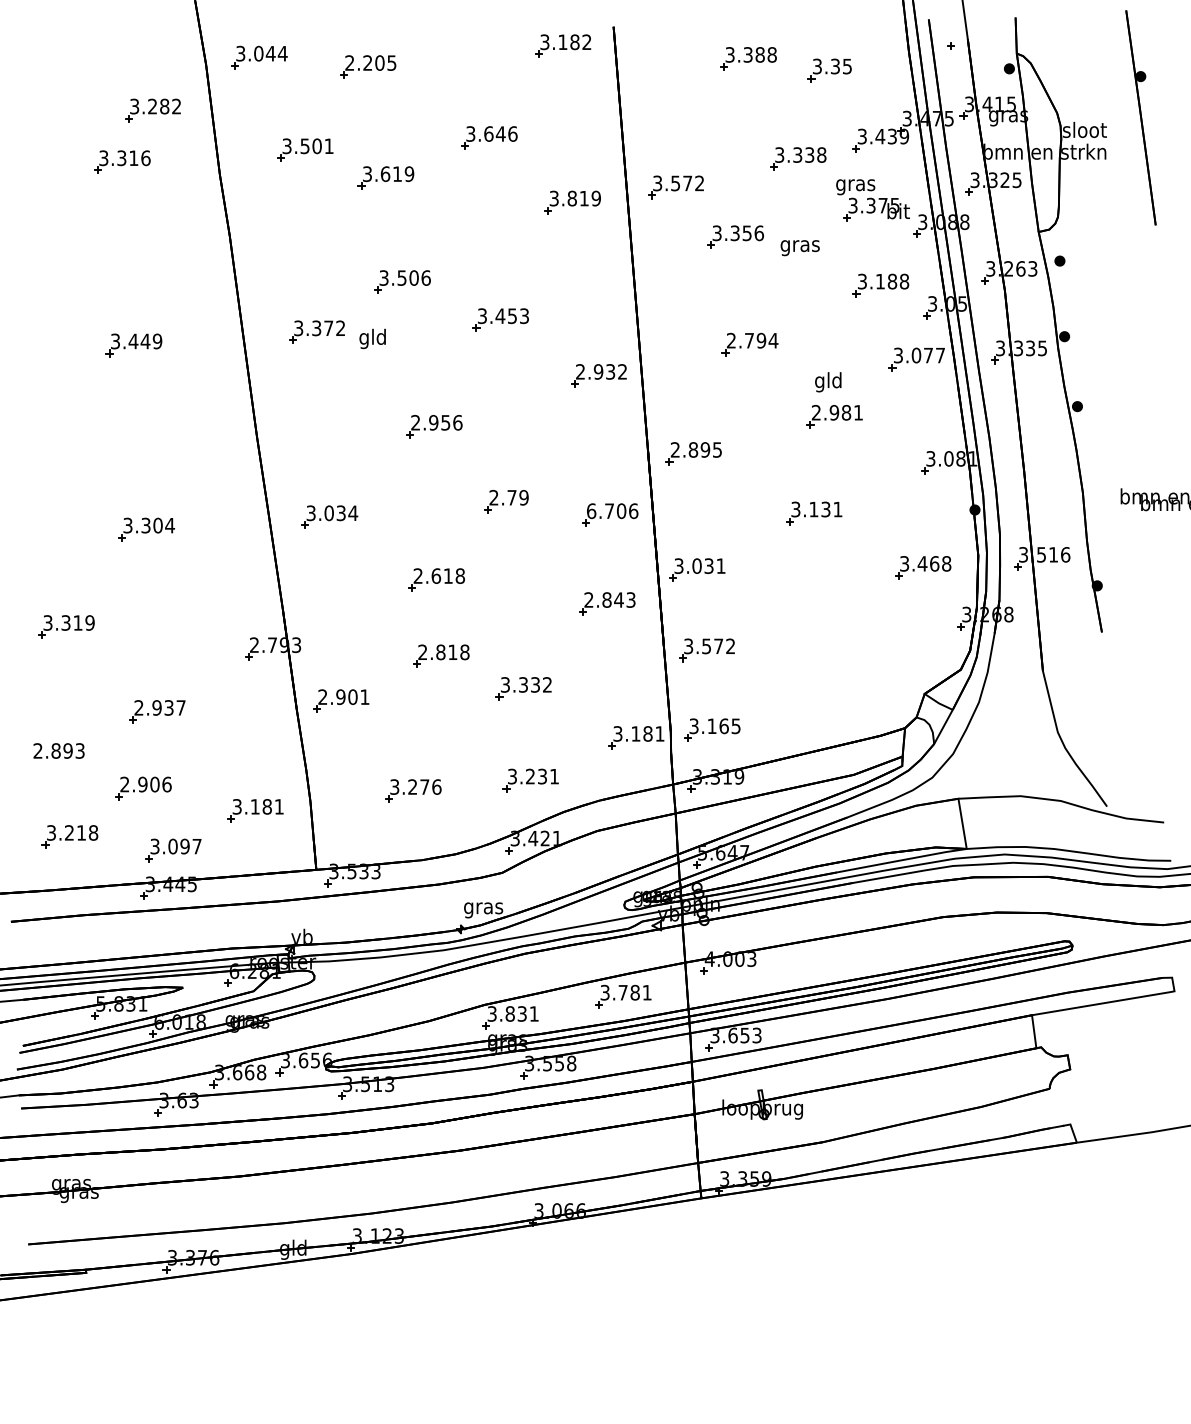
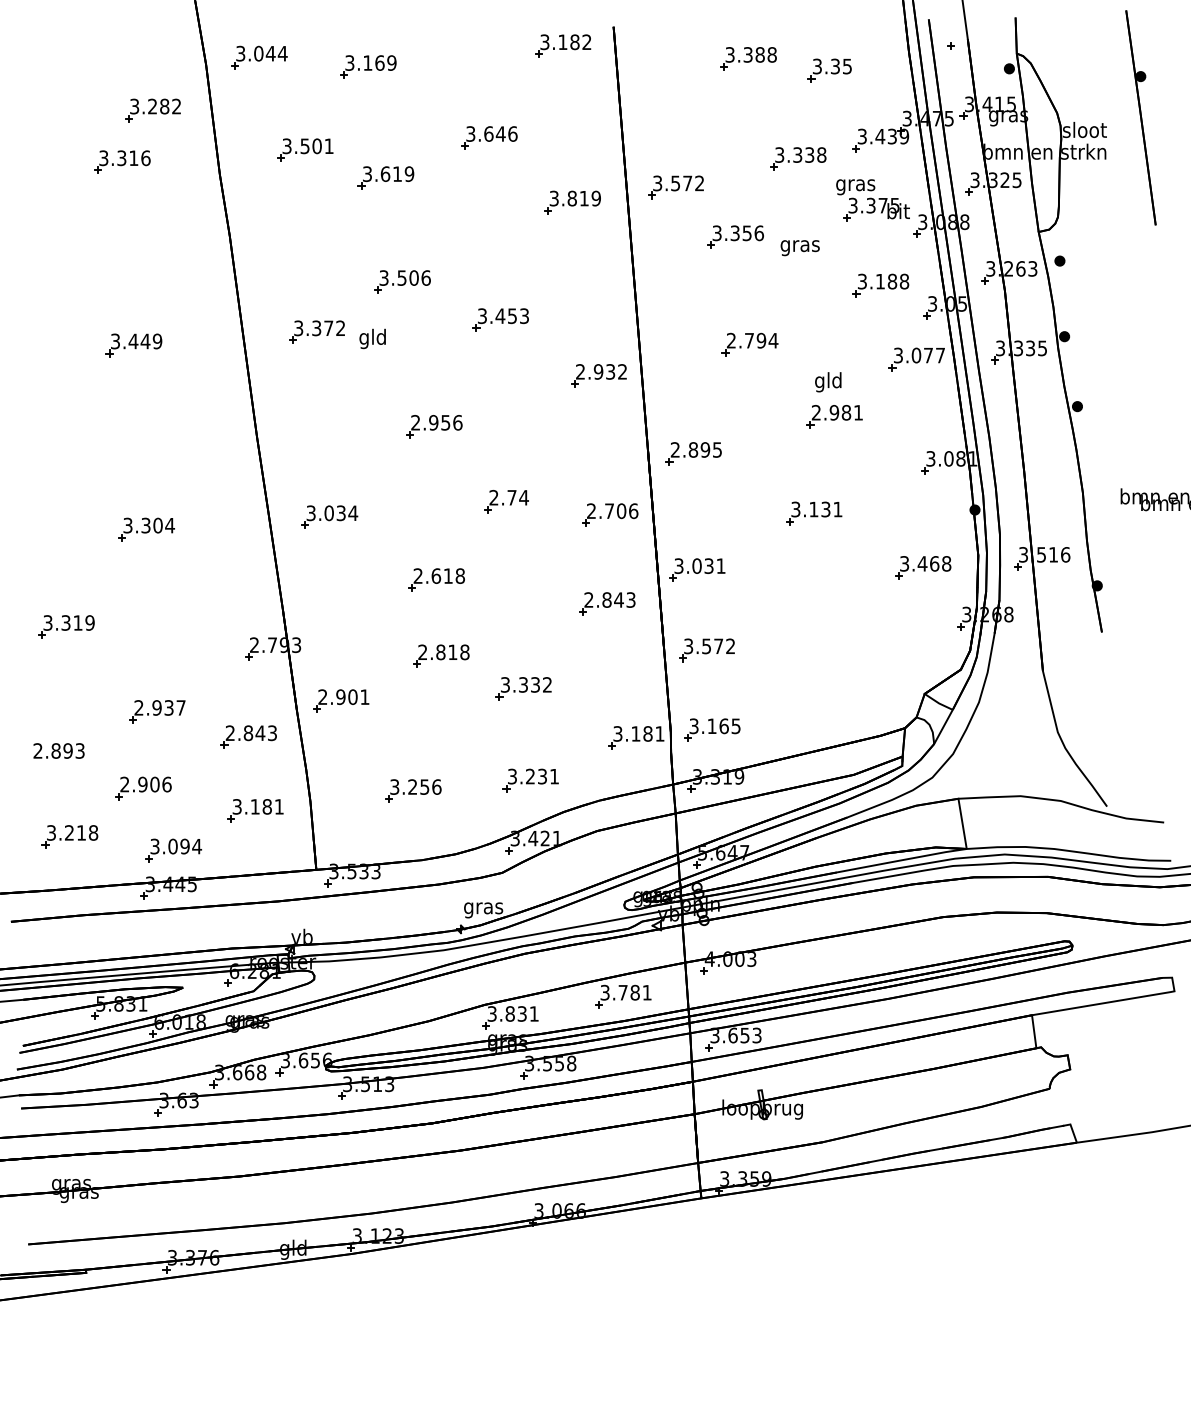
text: 2.205 -> 3.169 (370, 62)
text: 2.79 -> 2.74 (523, 497)
text: 6.706 -> 2.706 (591, 511)
part: none -> present (248, 736)
text: 3.276 -> 3.256 (424, 786)
text: 3.097 -> 3.094 (197, 846)
